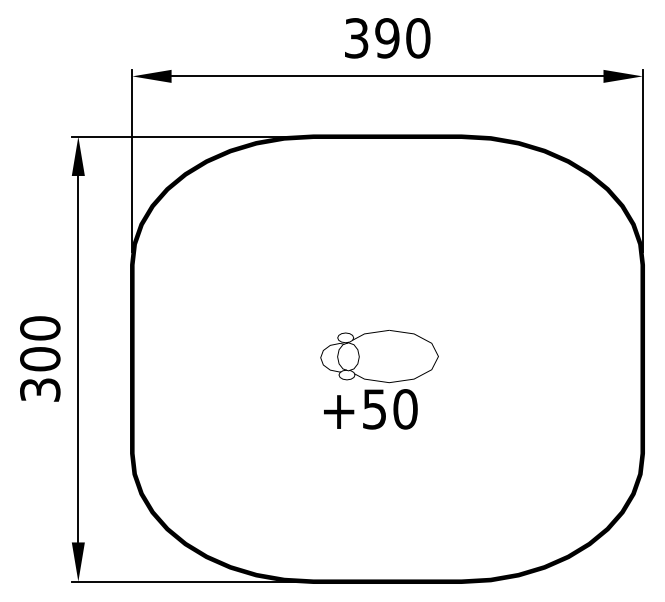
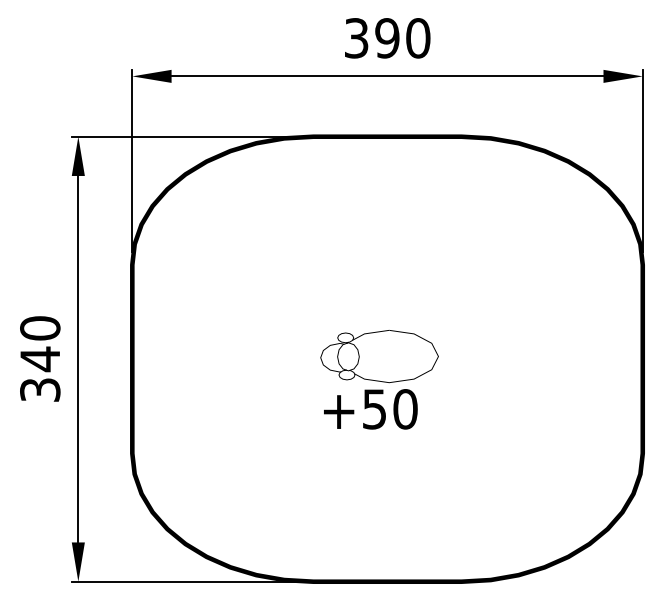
text: 300 -> 340 (40, 359)
